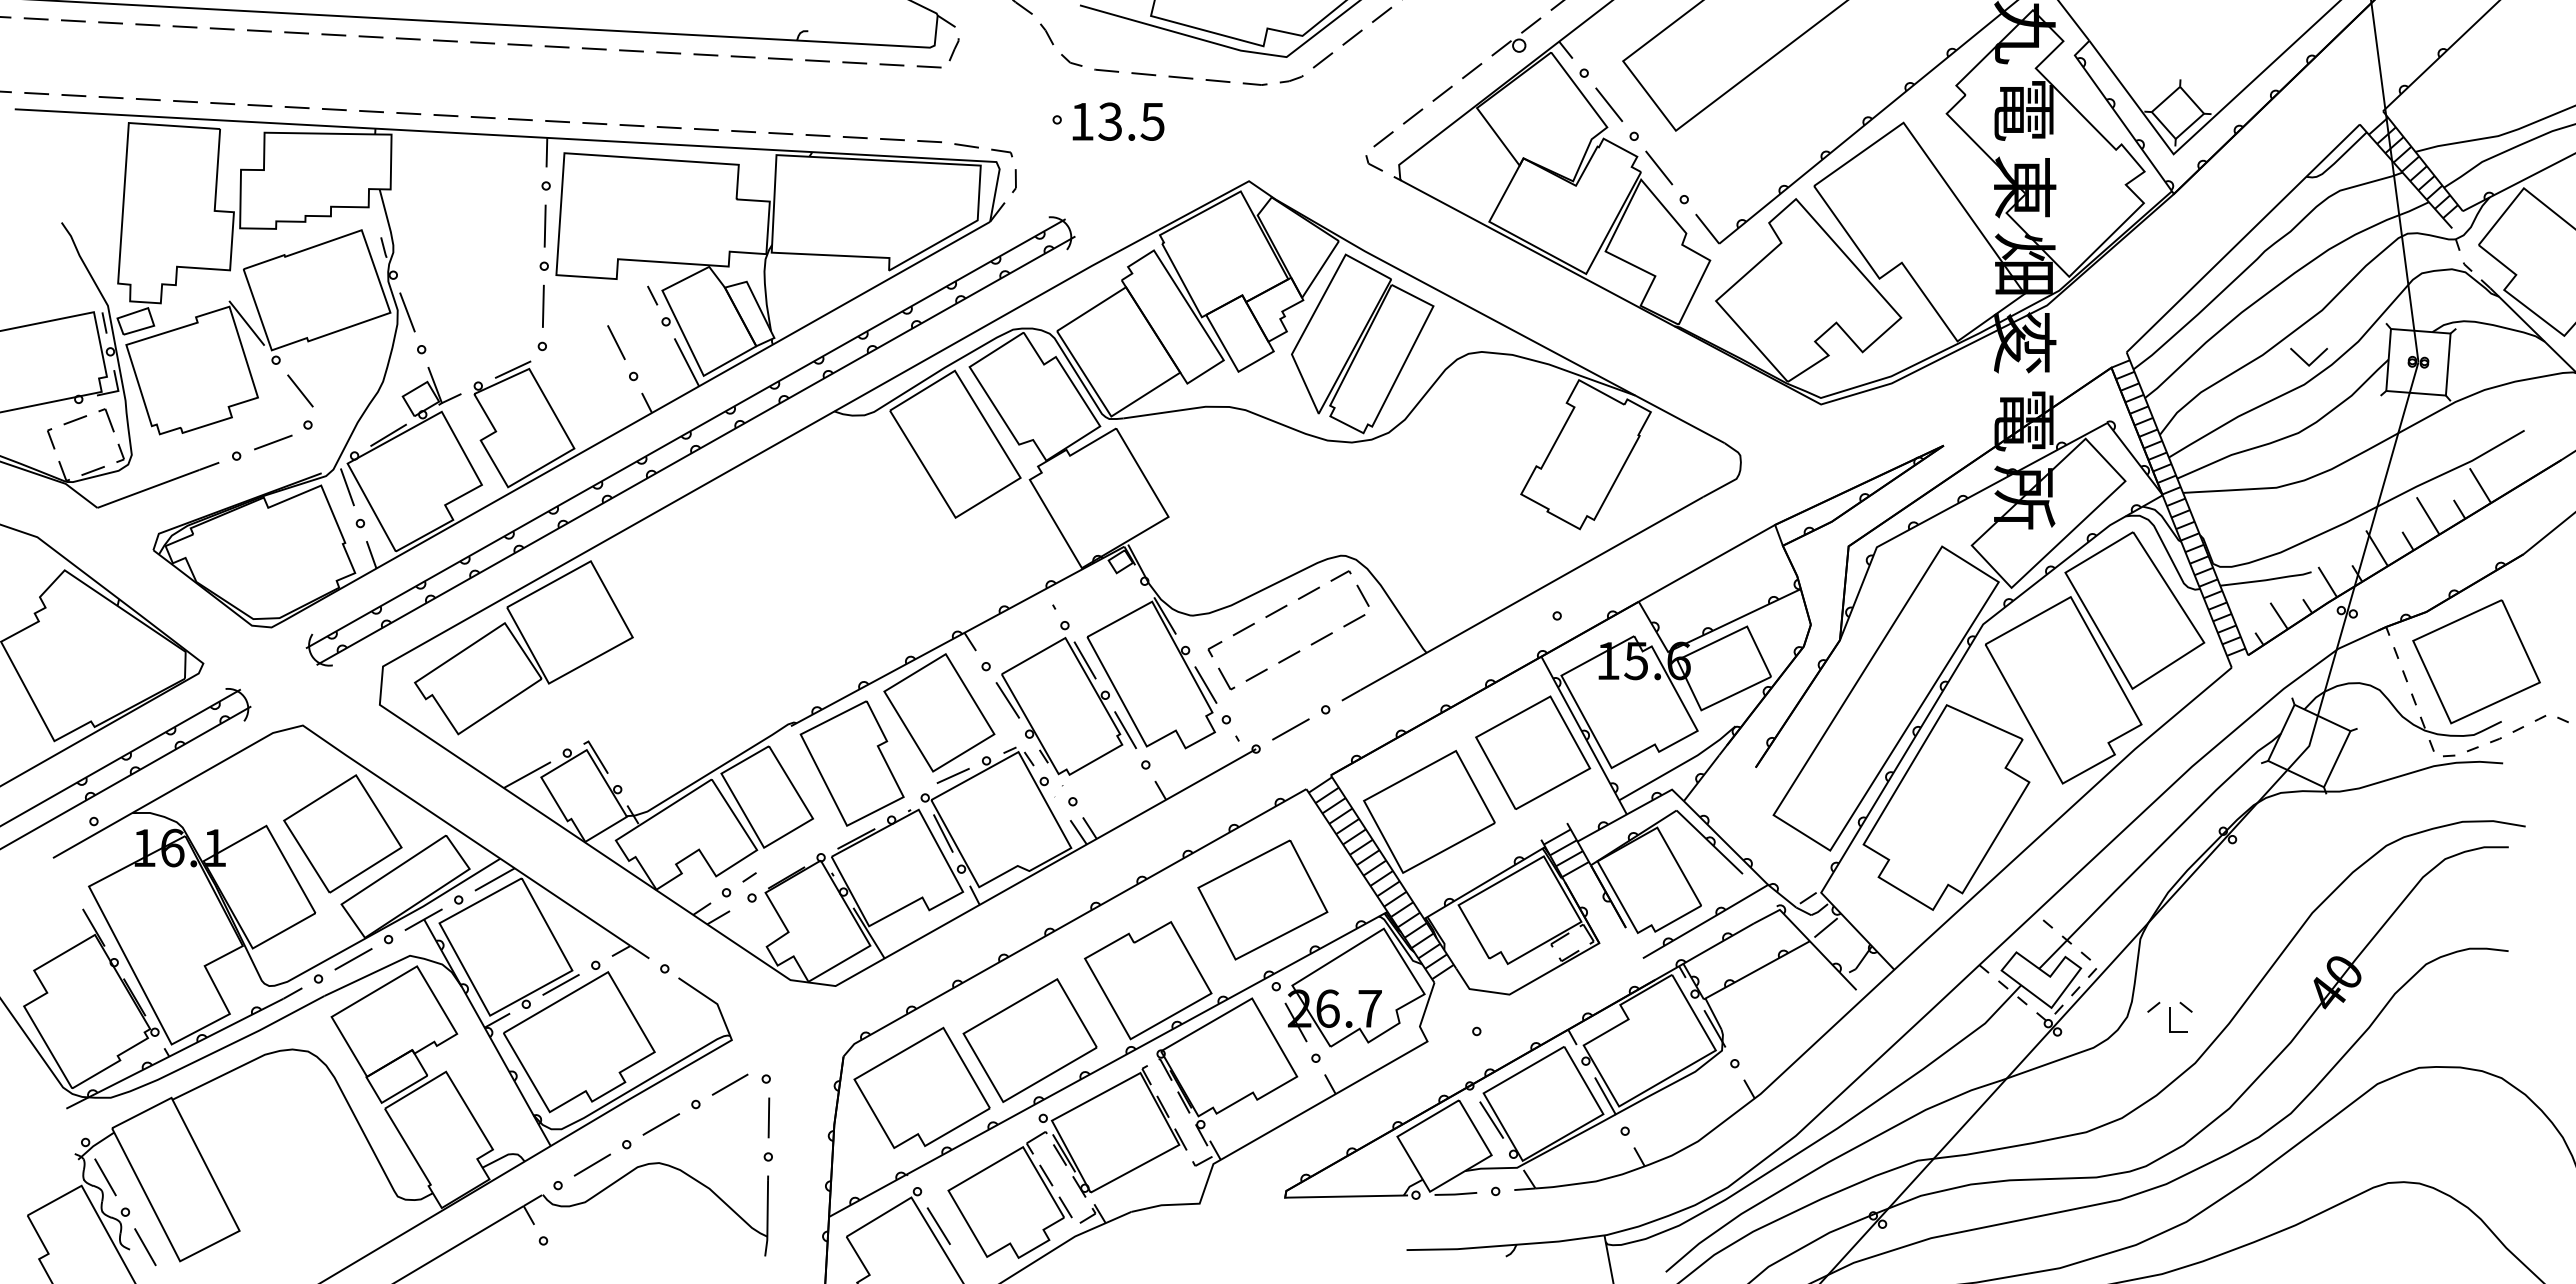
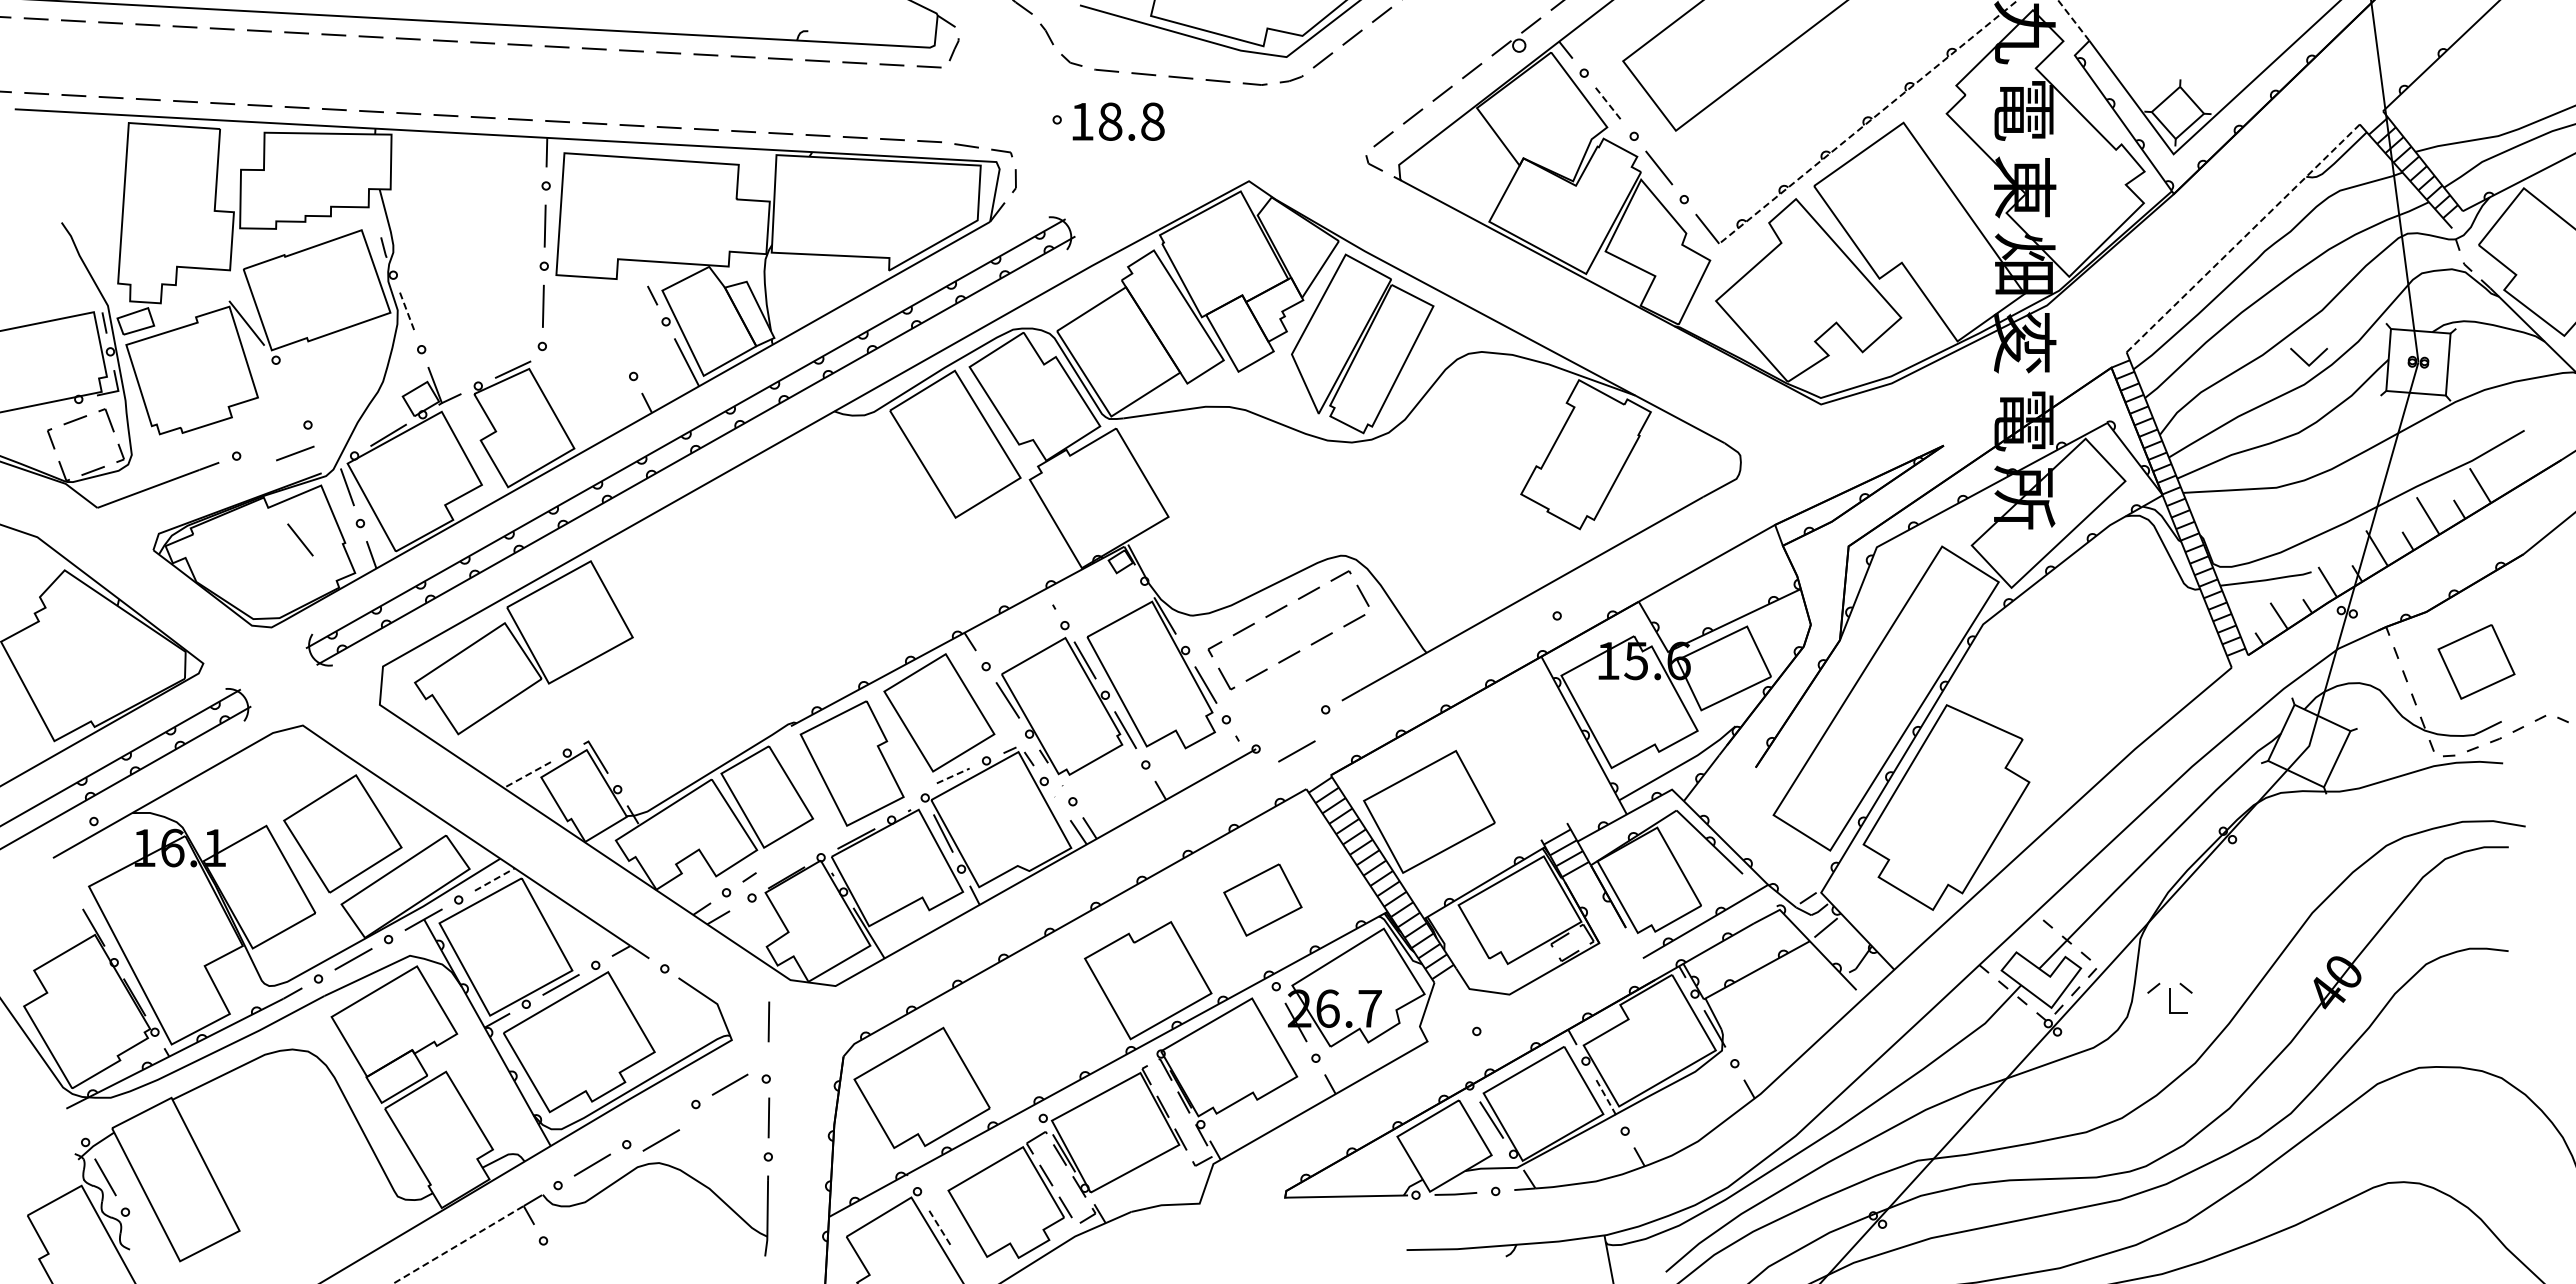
line: solid -> dashed (1609, 104)
line: solid -> dashed (1888, 105)
text: 13.5 -> 18.8 (1131, 121)
line: solid -> dashed (2243, 238)
line: solid -> dashed (407, 312)
line: present -> none (616, 342)
line position: (300, 390) -> (300, 539) (300, 539)
line position: (273, 442) -> (295, 453) (295, 453)
part: present -> none (2095, 657)
part size: 129x126 px -> 79x76 px (2476, 661)
line position: (1290, 729) -> (1296, 751) (1296, 751)
part: present -> none (1533, 752)
line: solid -> dashed (527, 775)
line: solid -> dashed (953, 775)
line: solid -> dashed (494, 879)
part size: 132x122 px -> 80x74 px (1262, 899)
part position: (2169, 1016) -> (2169, 997) (2169, 997)
line: none -> present (768, 1021)
part: present -> none (1029, 1040)
line: solid -> dashed (1605, 1096)
line position: (660, 1124) -> (660, 1140) (660, 1140)
line: solid -> dashed (938, 1226)
line: solid -> dashed (457, 1245)
line: present -> none (145, 1247)
